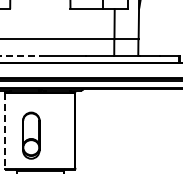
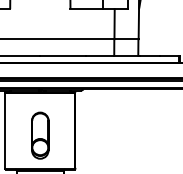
line: dashed -> solid (20, 55)
line: dashed -> solid (5, 130)
part position: (31, 135) -> (40, 135) (40, 135)
